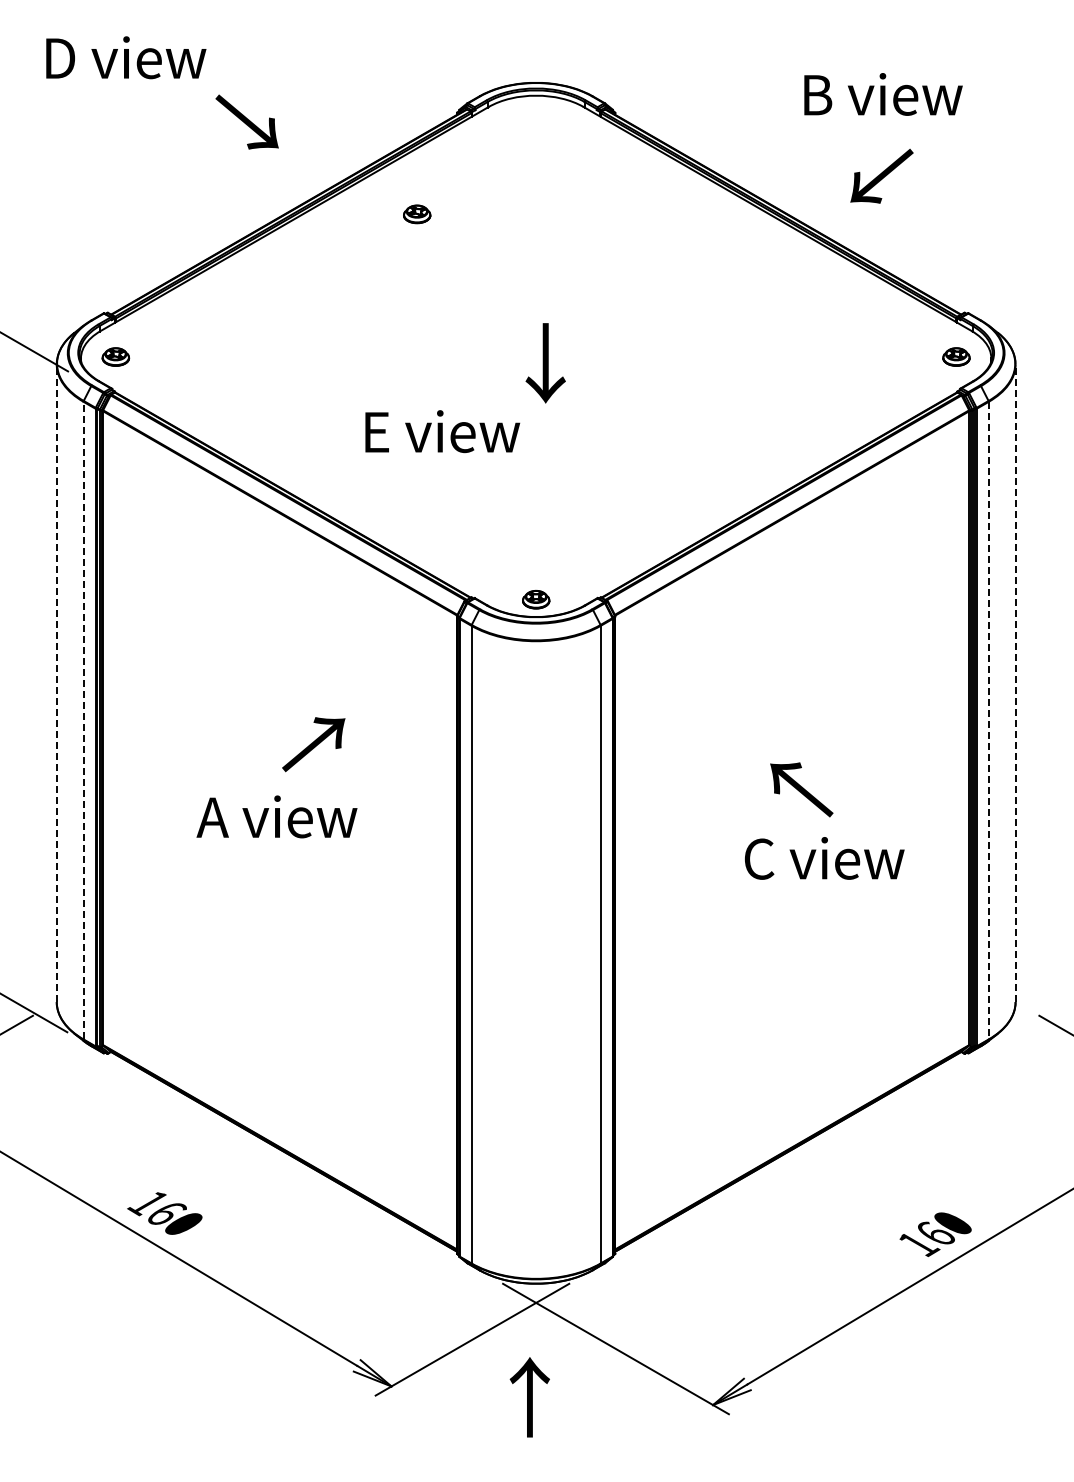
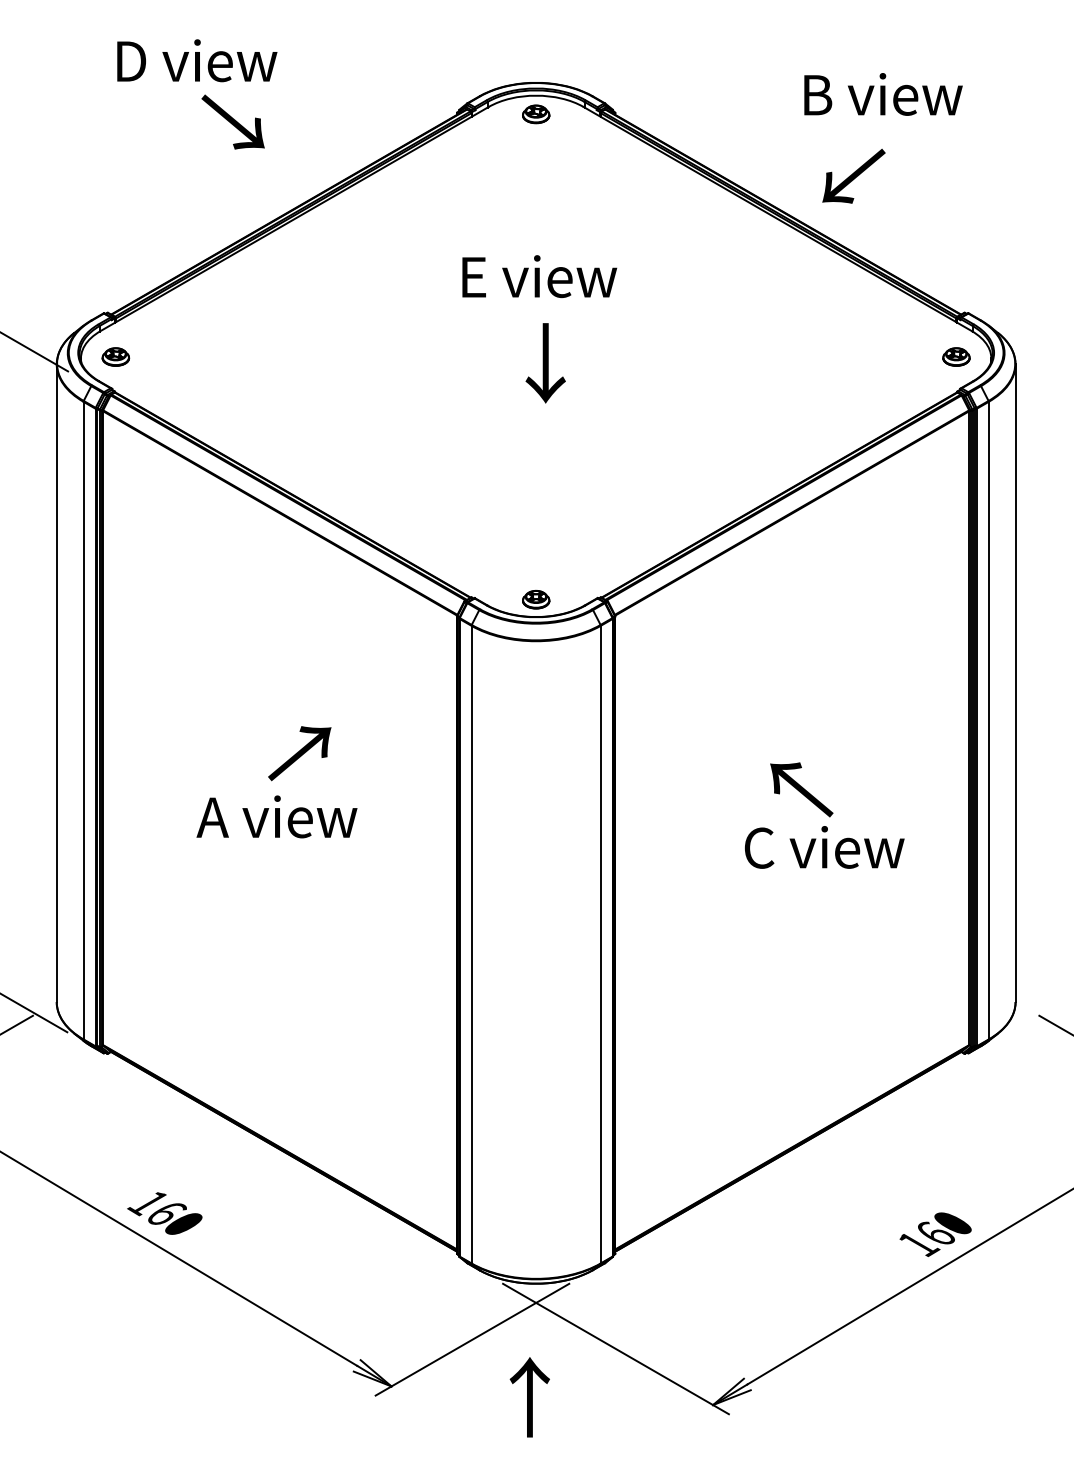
text position: (126, 57) -> (197, 60) (197, 60)
text position: (246, 121) -> (232, 121) (232, 121)
text position: (881, 175) -> (853, 175) (853, 175)
part position: (417, 214) -> (536, 114) (536, 114)
text position: (442, 431) -> (539, 276) (539, 276)
line: dashed -> solid (56, 683)
line: dashed -> solid (1015, 683)
line: dashed -> solid (83, 720)
line: dashed -> solid (988, 720)
text position: (313, 744) -> (299, 753) (299, 753)
text position: (824, 858) -> (824, 847) (824, 847)
